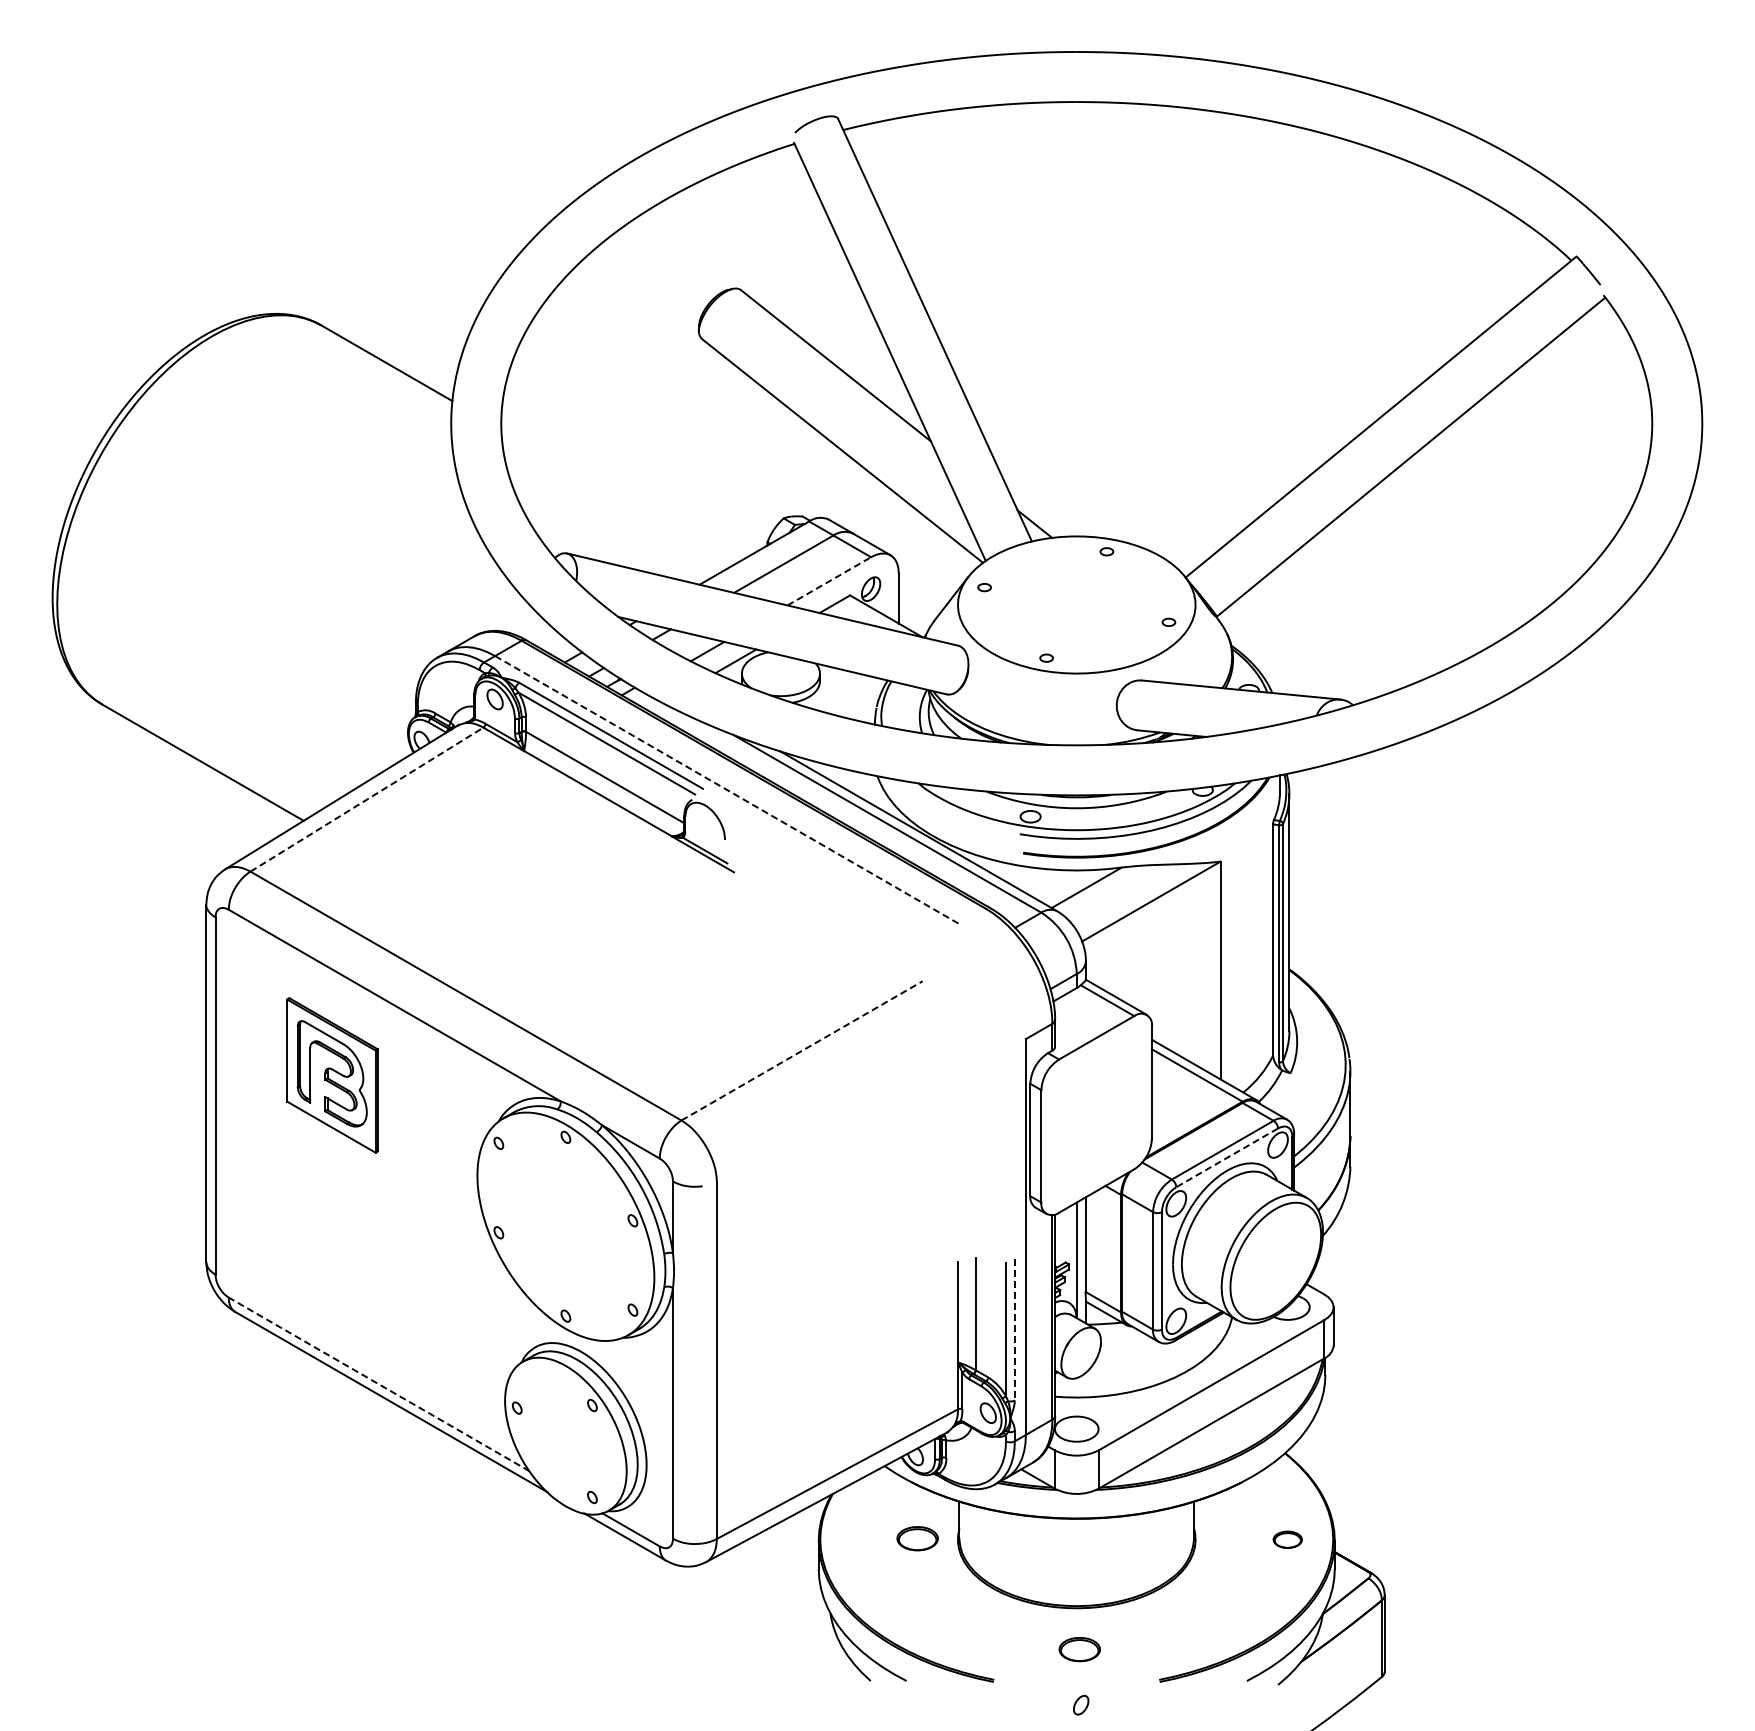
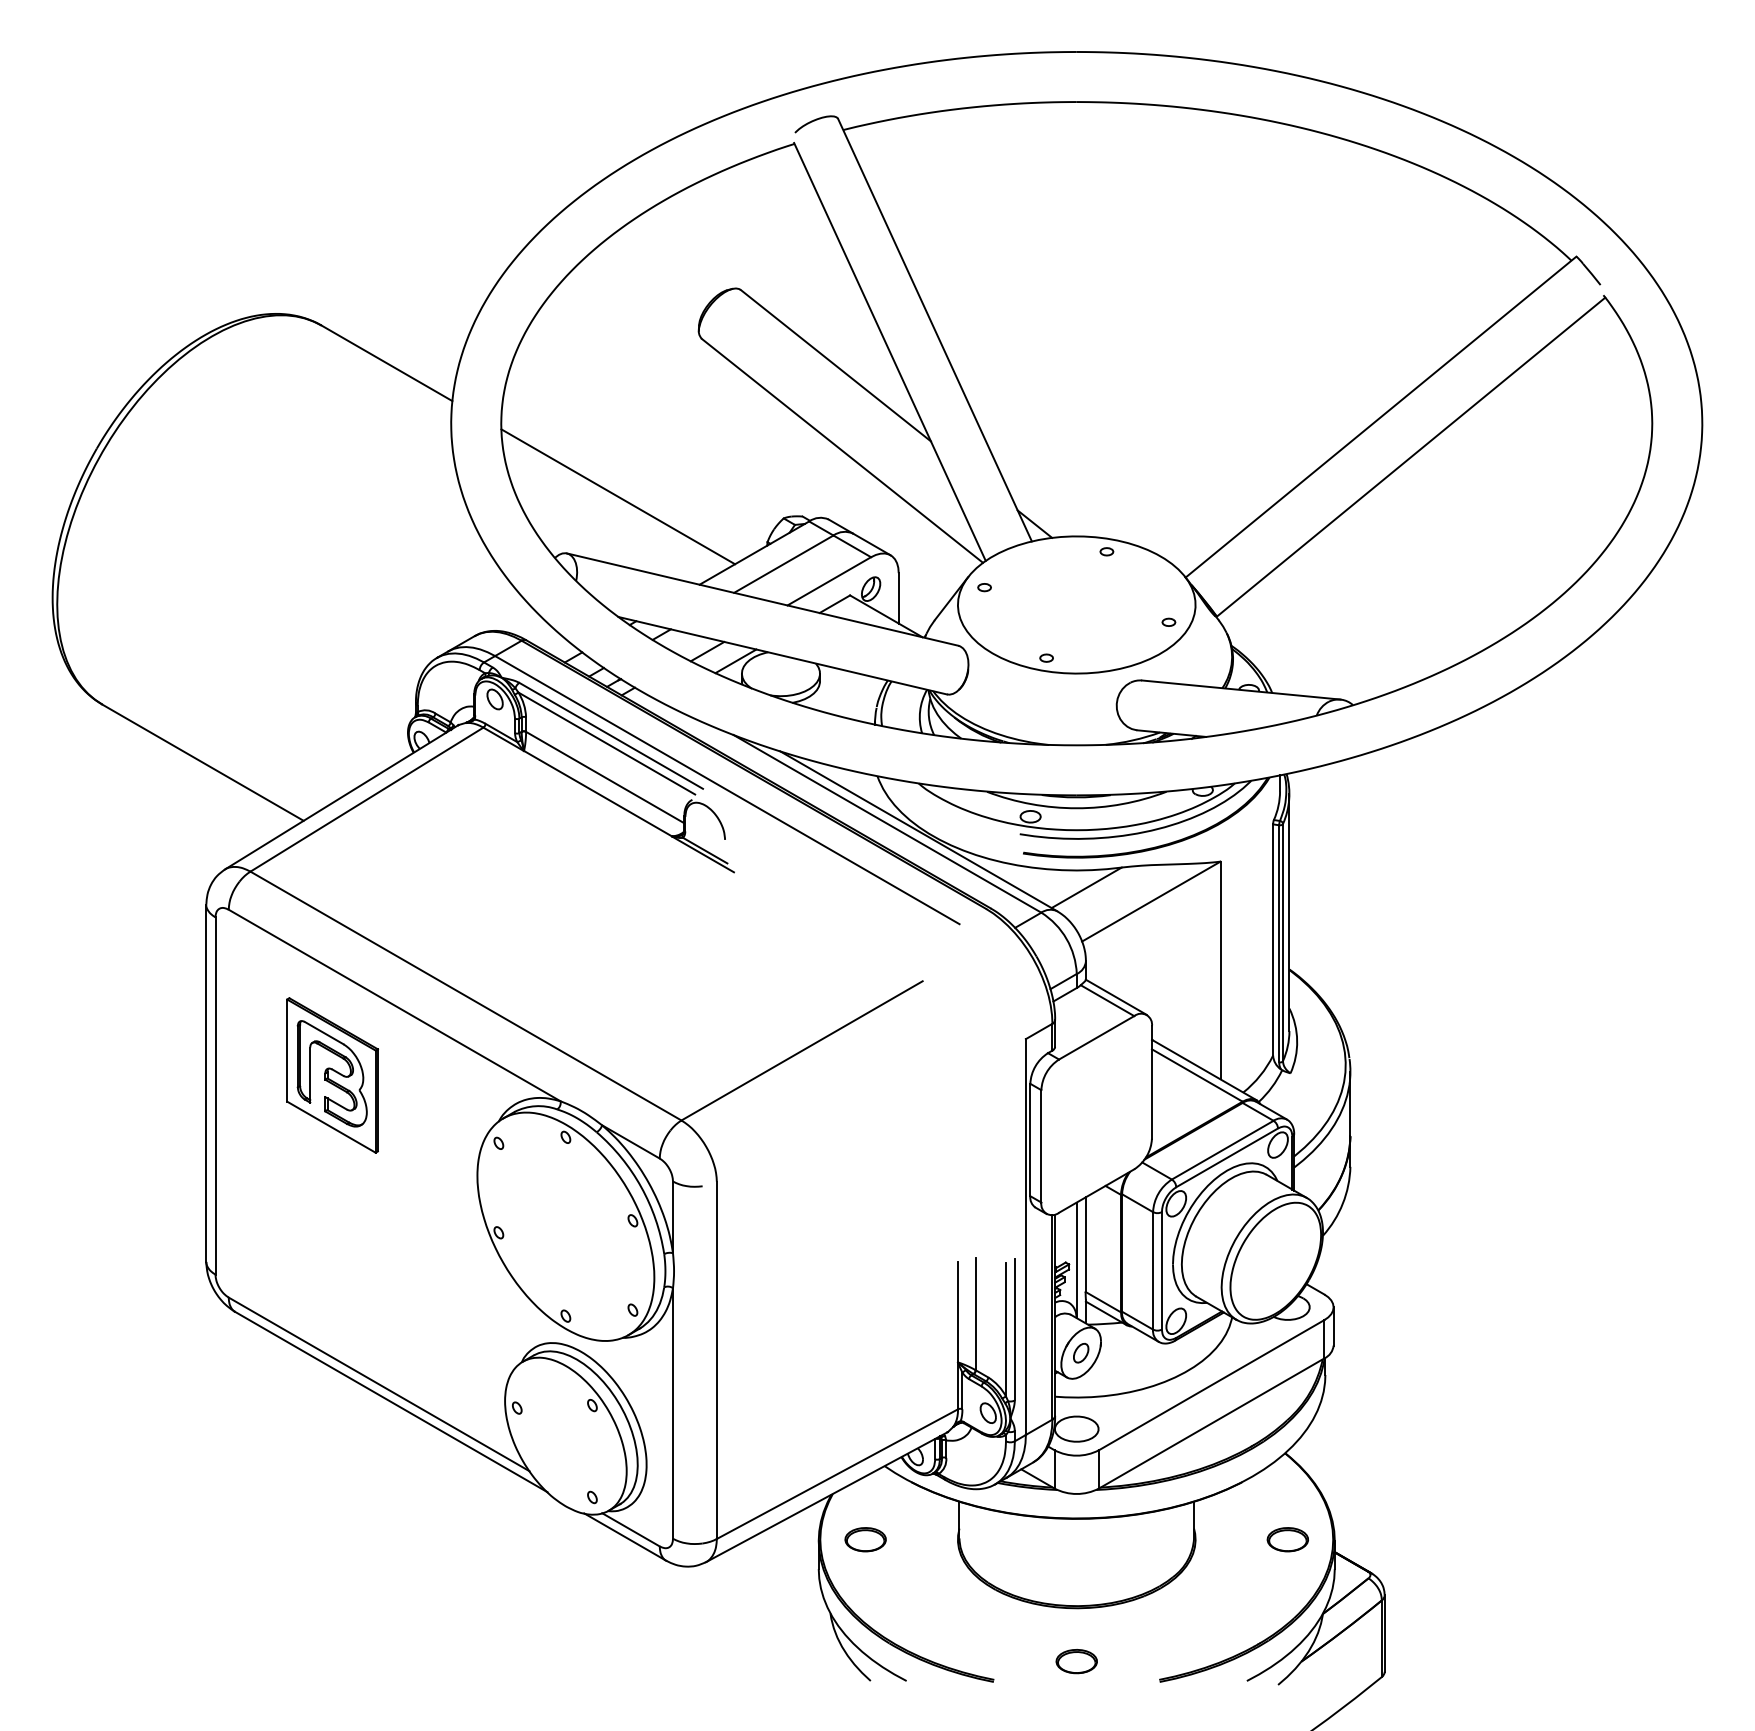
line: none -> present (618, 496)
line: dashed -> solid (829, 581)
line: dashed -> solid (727, 790)
line: dashed -> solid (366, 799)
line: dashed -> solid (802, 1050)
line: dashed -> solid (1227, 1157)
line: dashed -> solid (1014, 1329)
line: dashed -> solid (379, 1384)
part position: (917, 1538) -> (865, 1539) (865, 1539)
part size: 31x19 px -> 43x26 px (1287, 1539)
part position: (1079, 1649) -> (1076, 1661) (1076, 1661)
part position: (1081, 1705) -> (1081, 1353) (1081, 1353)
